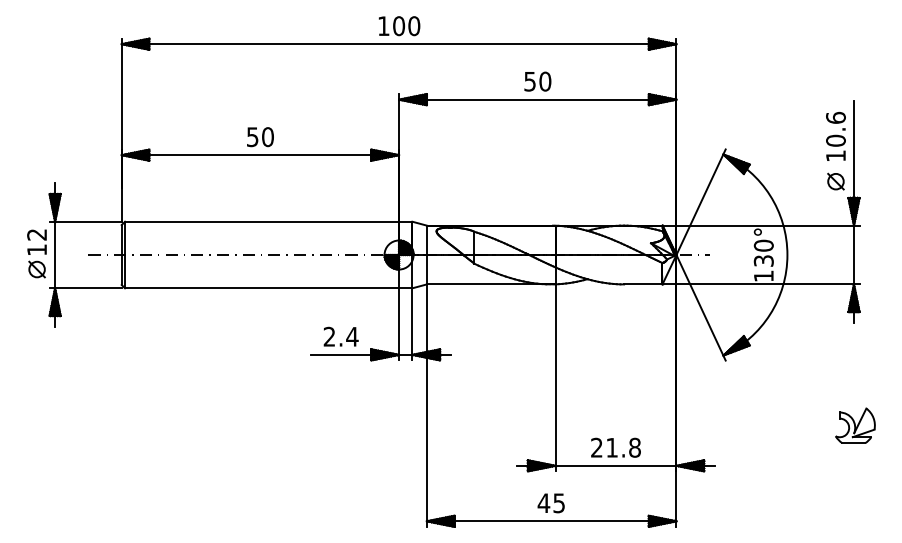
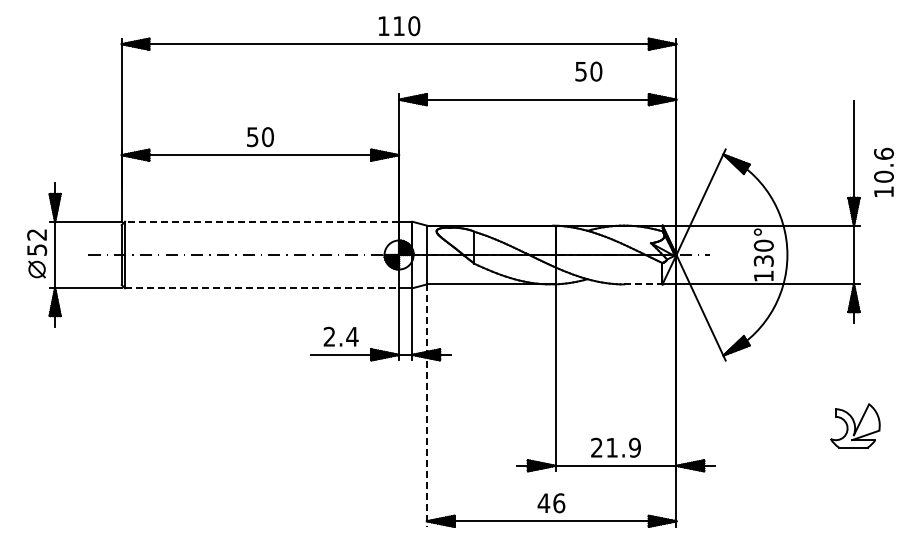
text: 100 -> 110 (399, 26)
text position: (537, 81) -> (588, 71) (588, 71)
text position: (835, 135) -> (883, 171) (883, 171)
part: present -> none (835, 181)
line: solid -> dashed (261, 221)
text: 12 -> 52 (37, 249)
line: solid -> dashed (643, 284)
line: solid -> dashed (262, 288)
line: solid -> dashed (426, 406)
part size: 41x37 px -> 51x46 px (855, 425)
text: 21.8 -> 21.9 (634, 447)
text: 45 -> 46 (559, 503)
